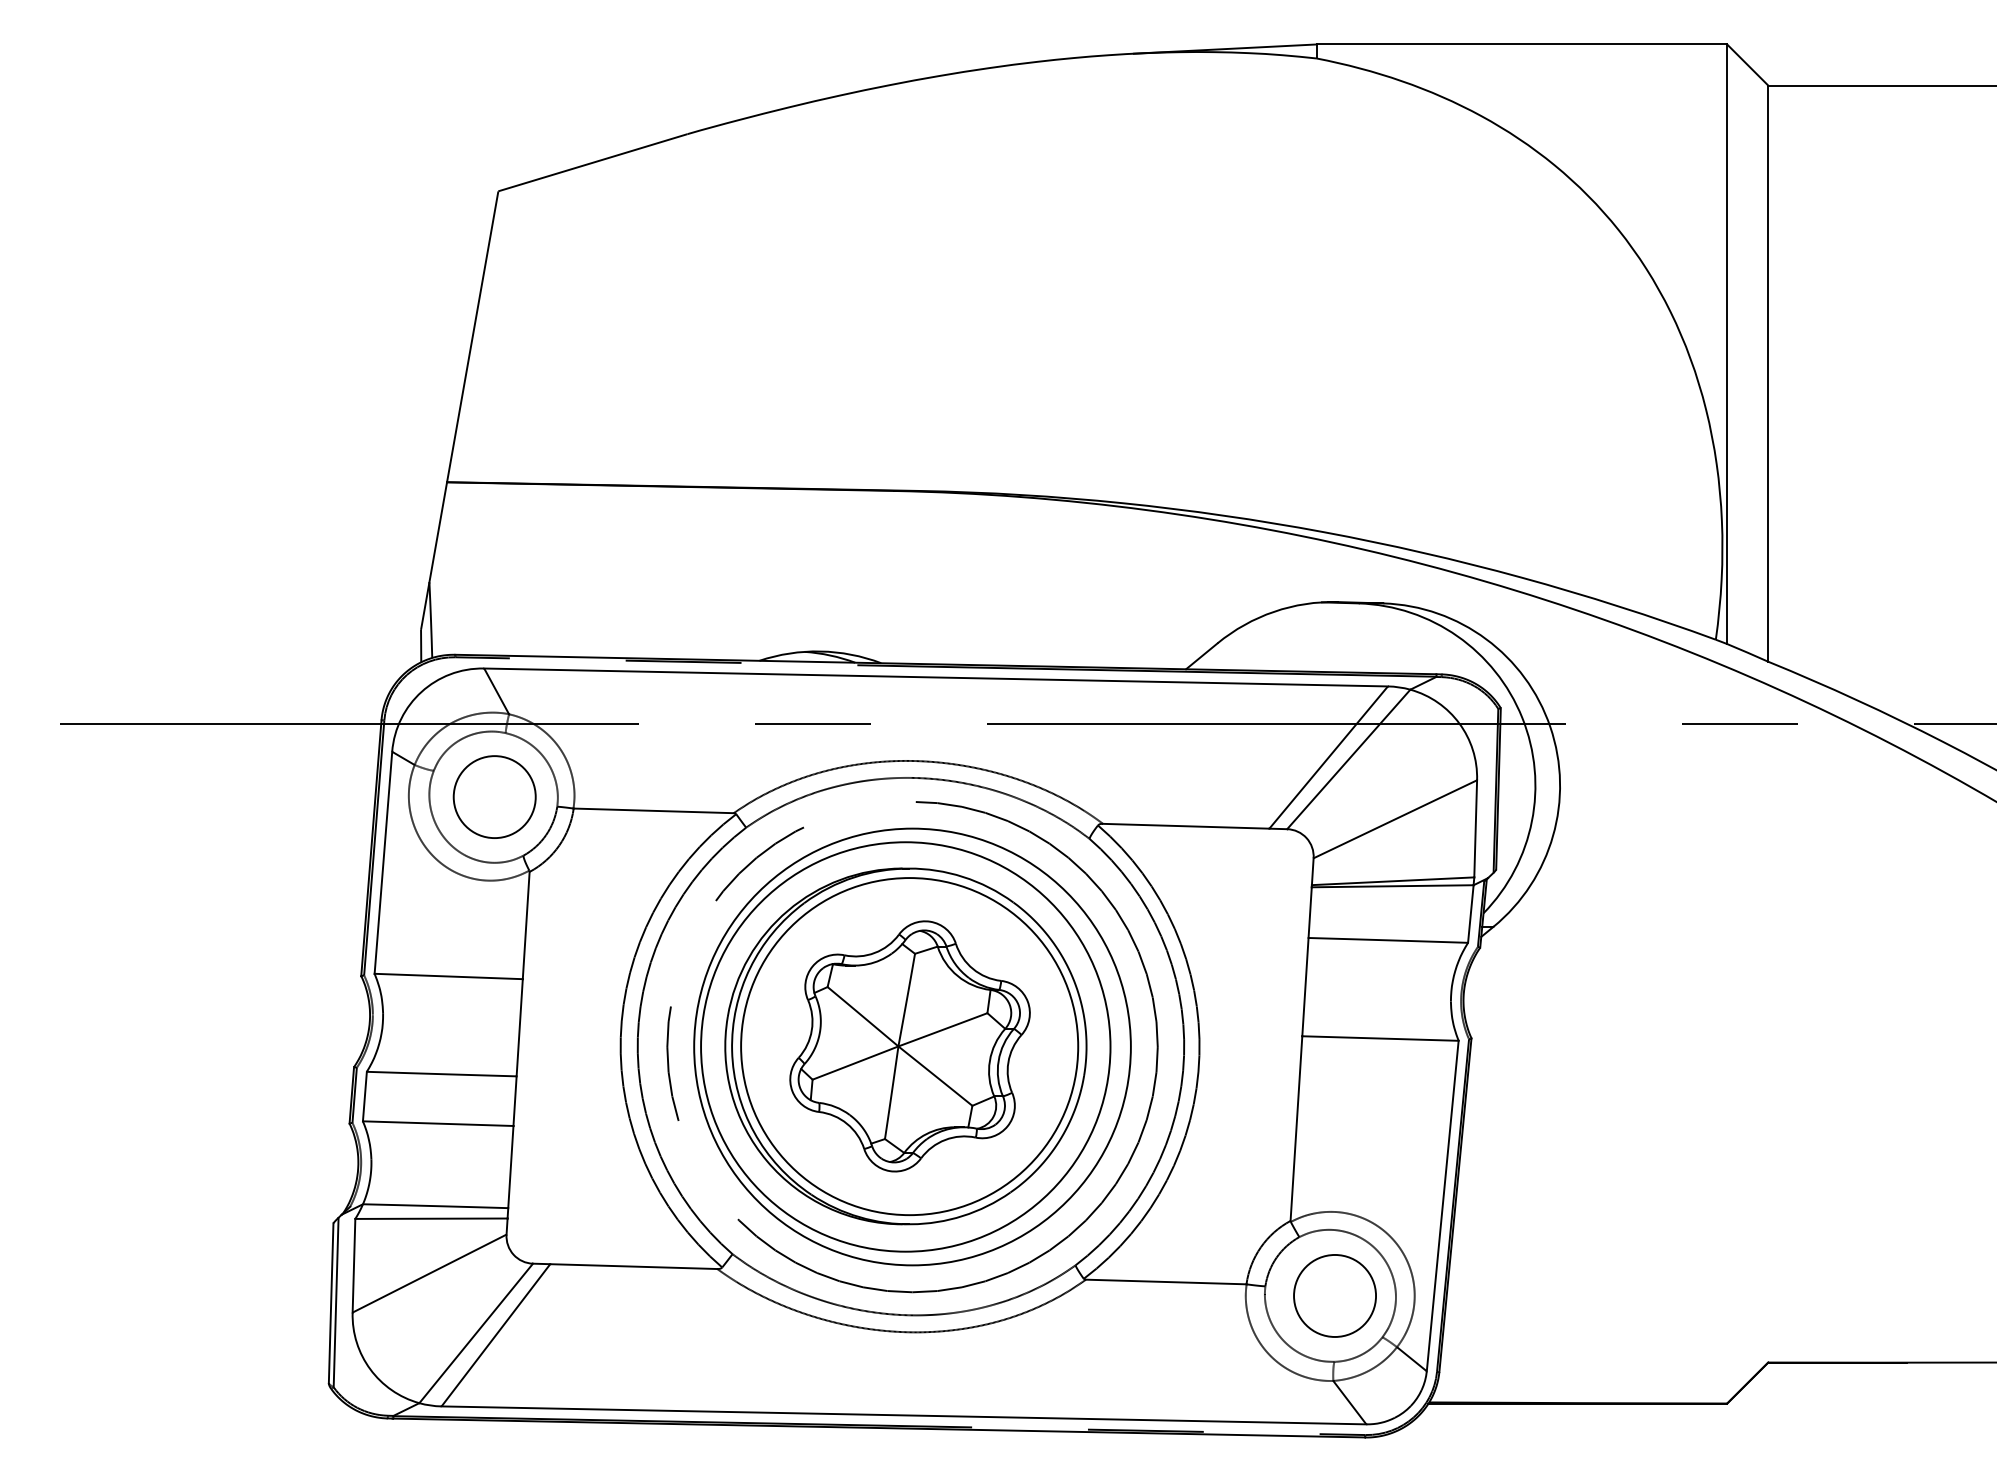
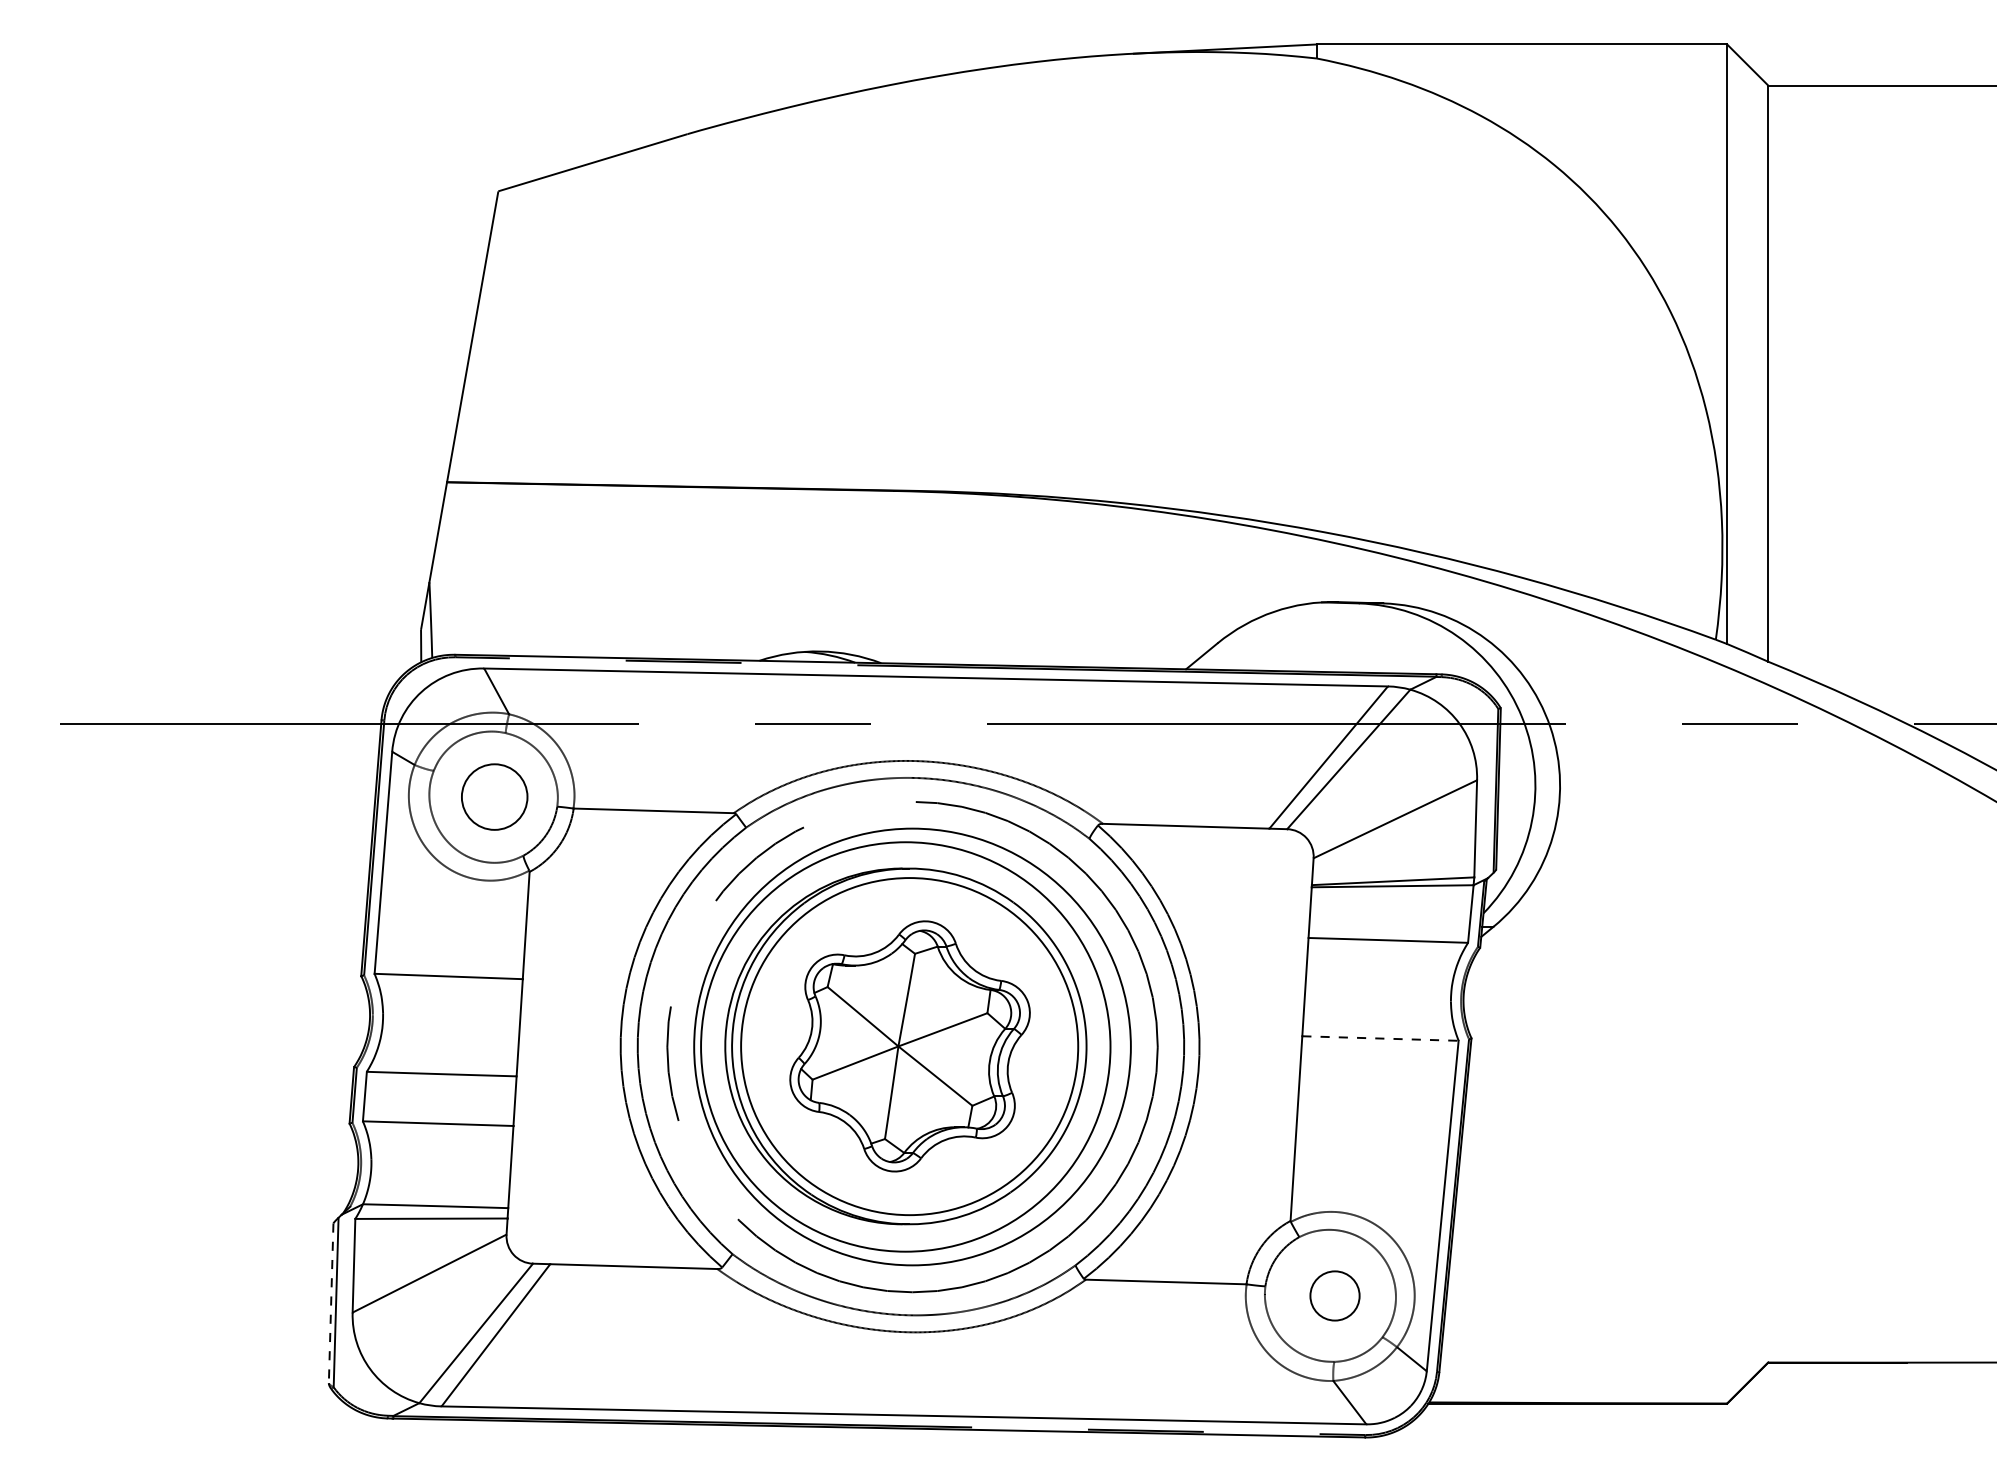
circle size: 85x84 px -> 68x68 px (494, 796)
line: solid -> dashed (1380, 1038)
circle diameter: 82 px -> 49 px (1334, 1295)
line: solid -> dashed (331, 1303)
